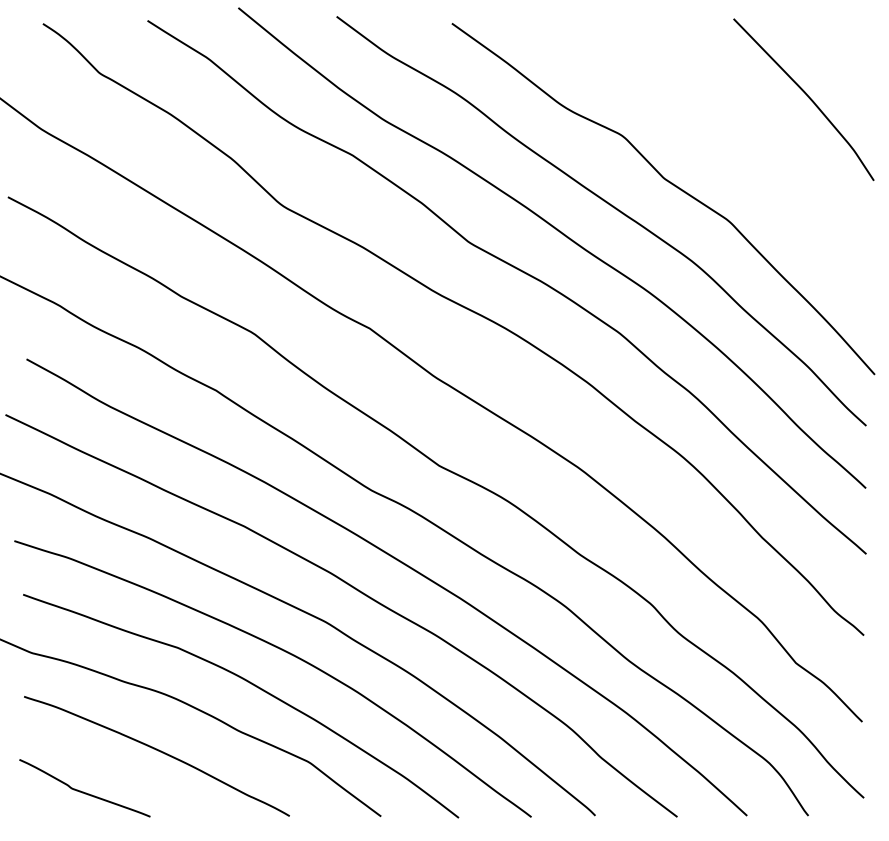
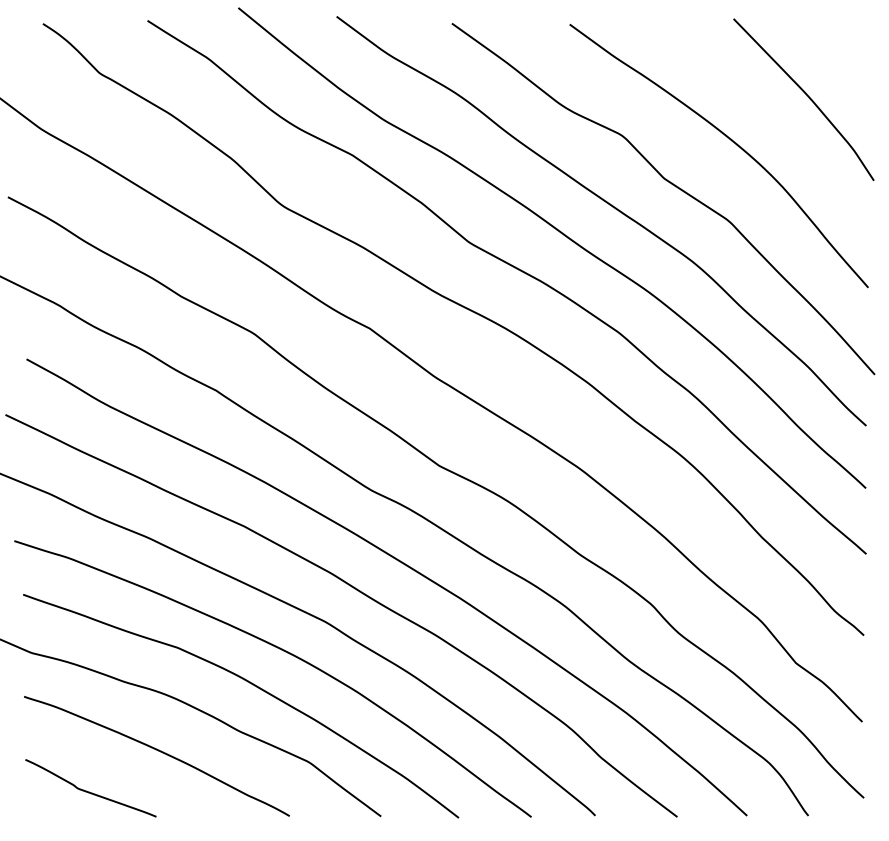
curve: none -> present (732, 142)
curve position: (83, 791) -> (89, 791) (89, 791)
